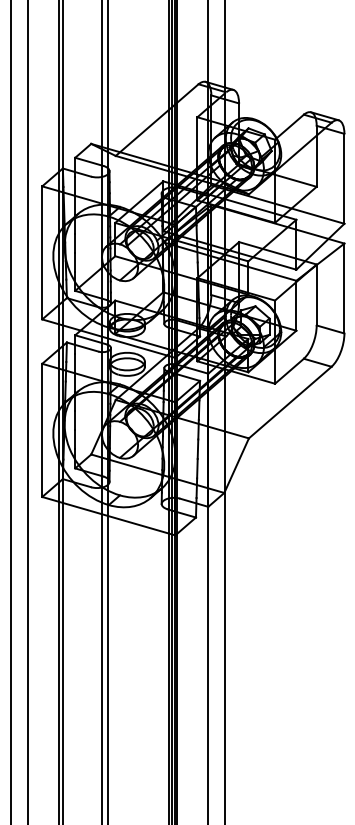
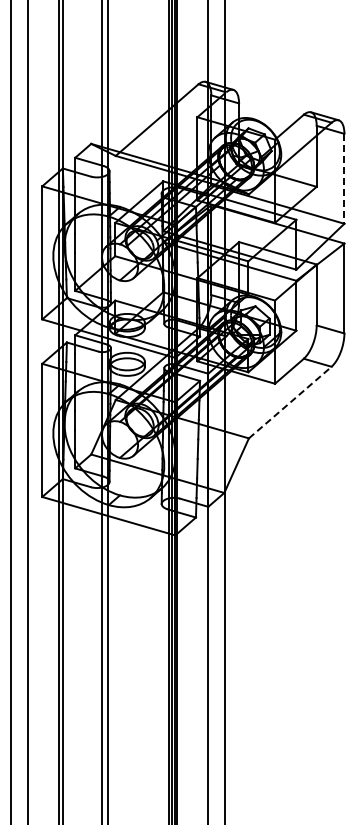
line: solid -> dashed (344, 178)
line: solid -> dashed (290, 402)
